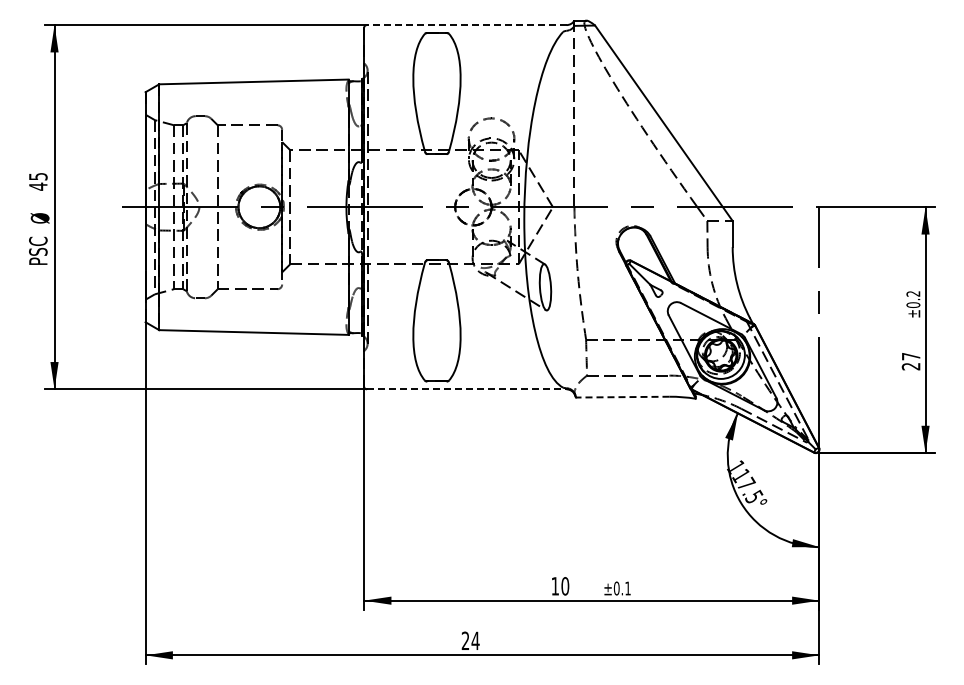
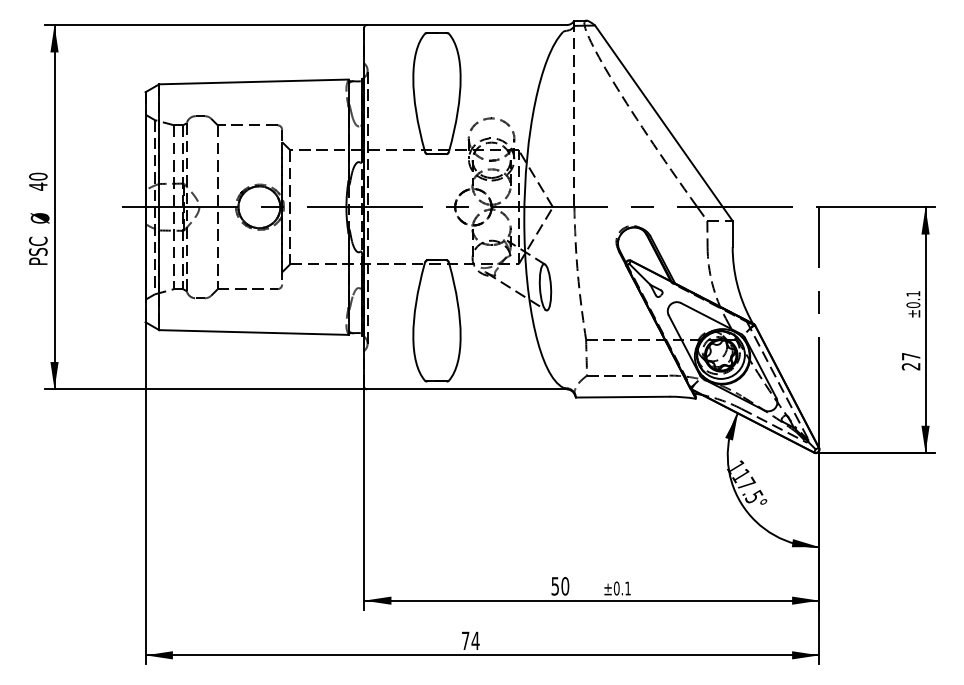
line: dashed -> solid (466, 25)
text: 45 -> 40 (38, 176)
text: ±0.2 -> ±0.1 (913, 293)
line: dashed -> solid (466, 389)
line: dashed -> solid (622, 397)
text: 10 -> 50 (554, 586)
text: 24 -> 74 (465, 640)
